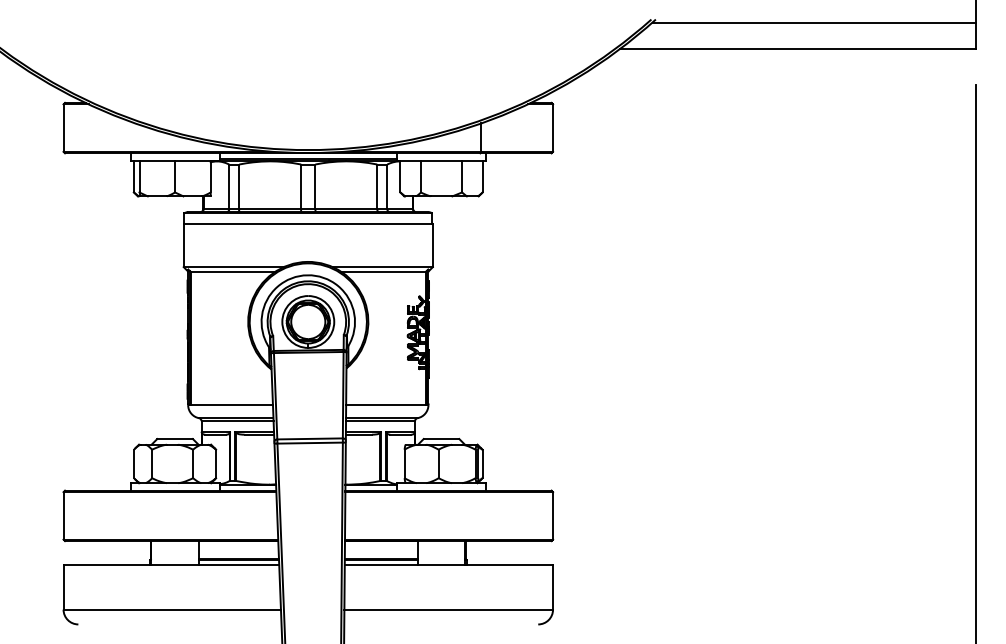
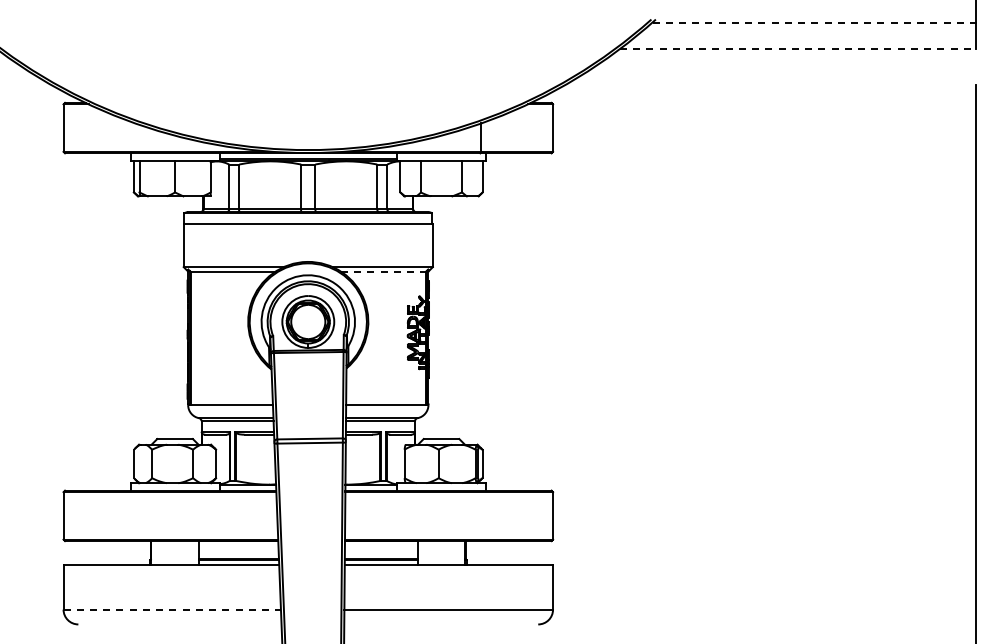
line: solid -> dashed (814, 22)
line: solid -> dashed (798, 49)
line: solid -> dashed (383, 271)
line: solid -> dashed (172, 609)
